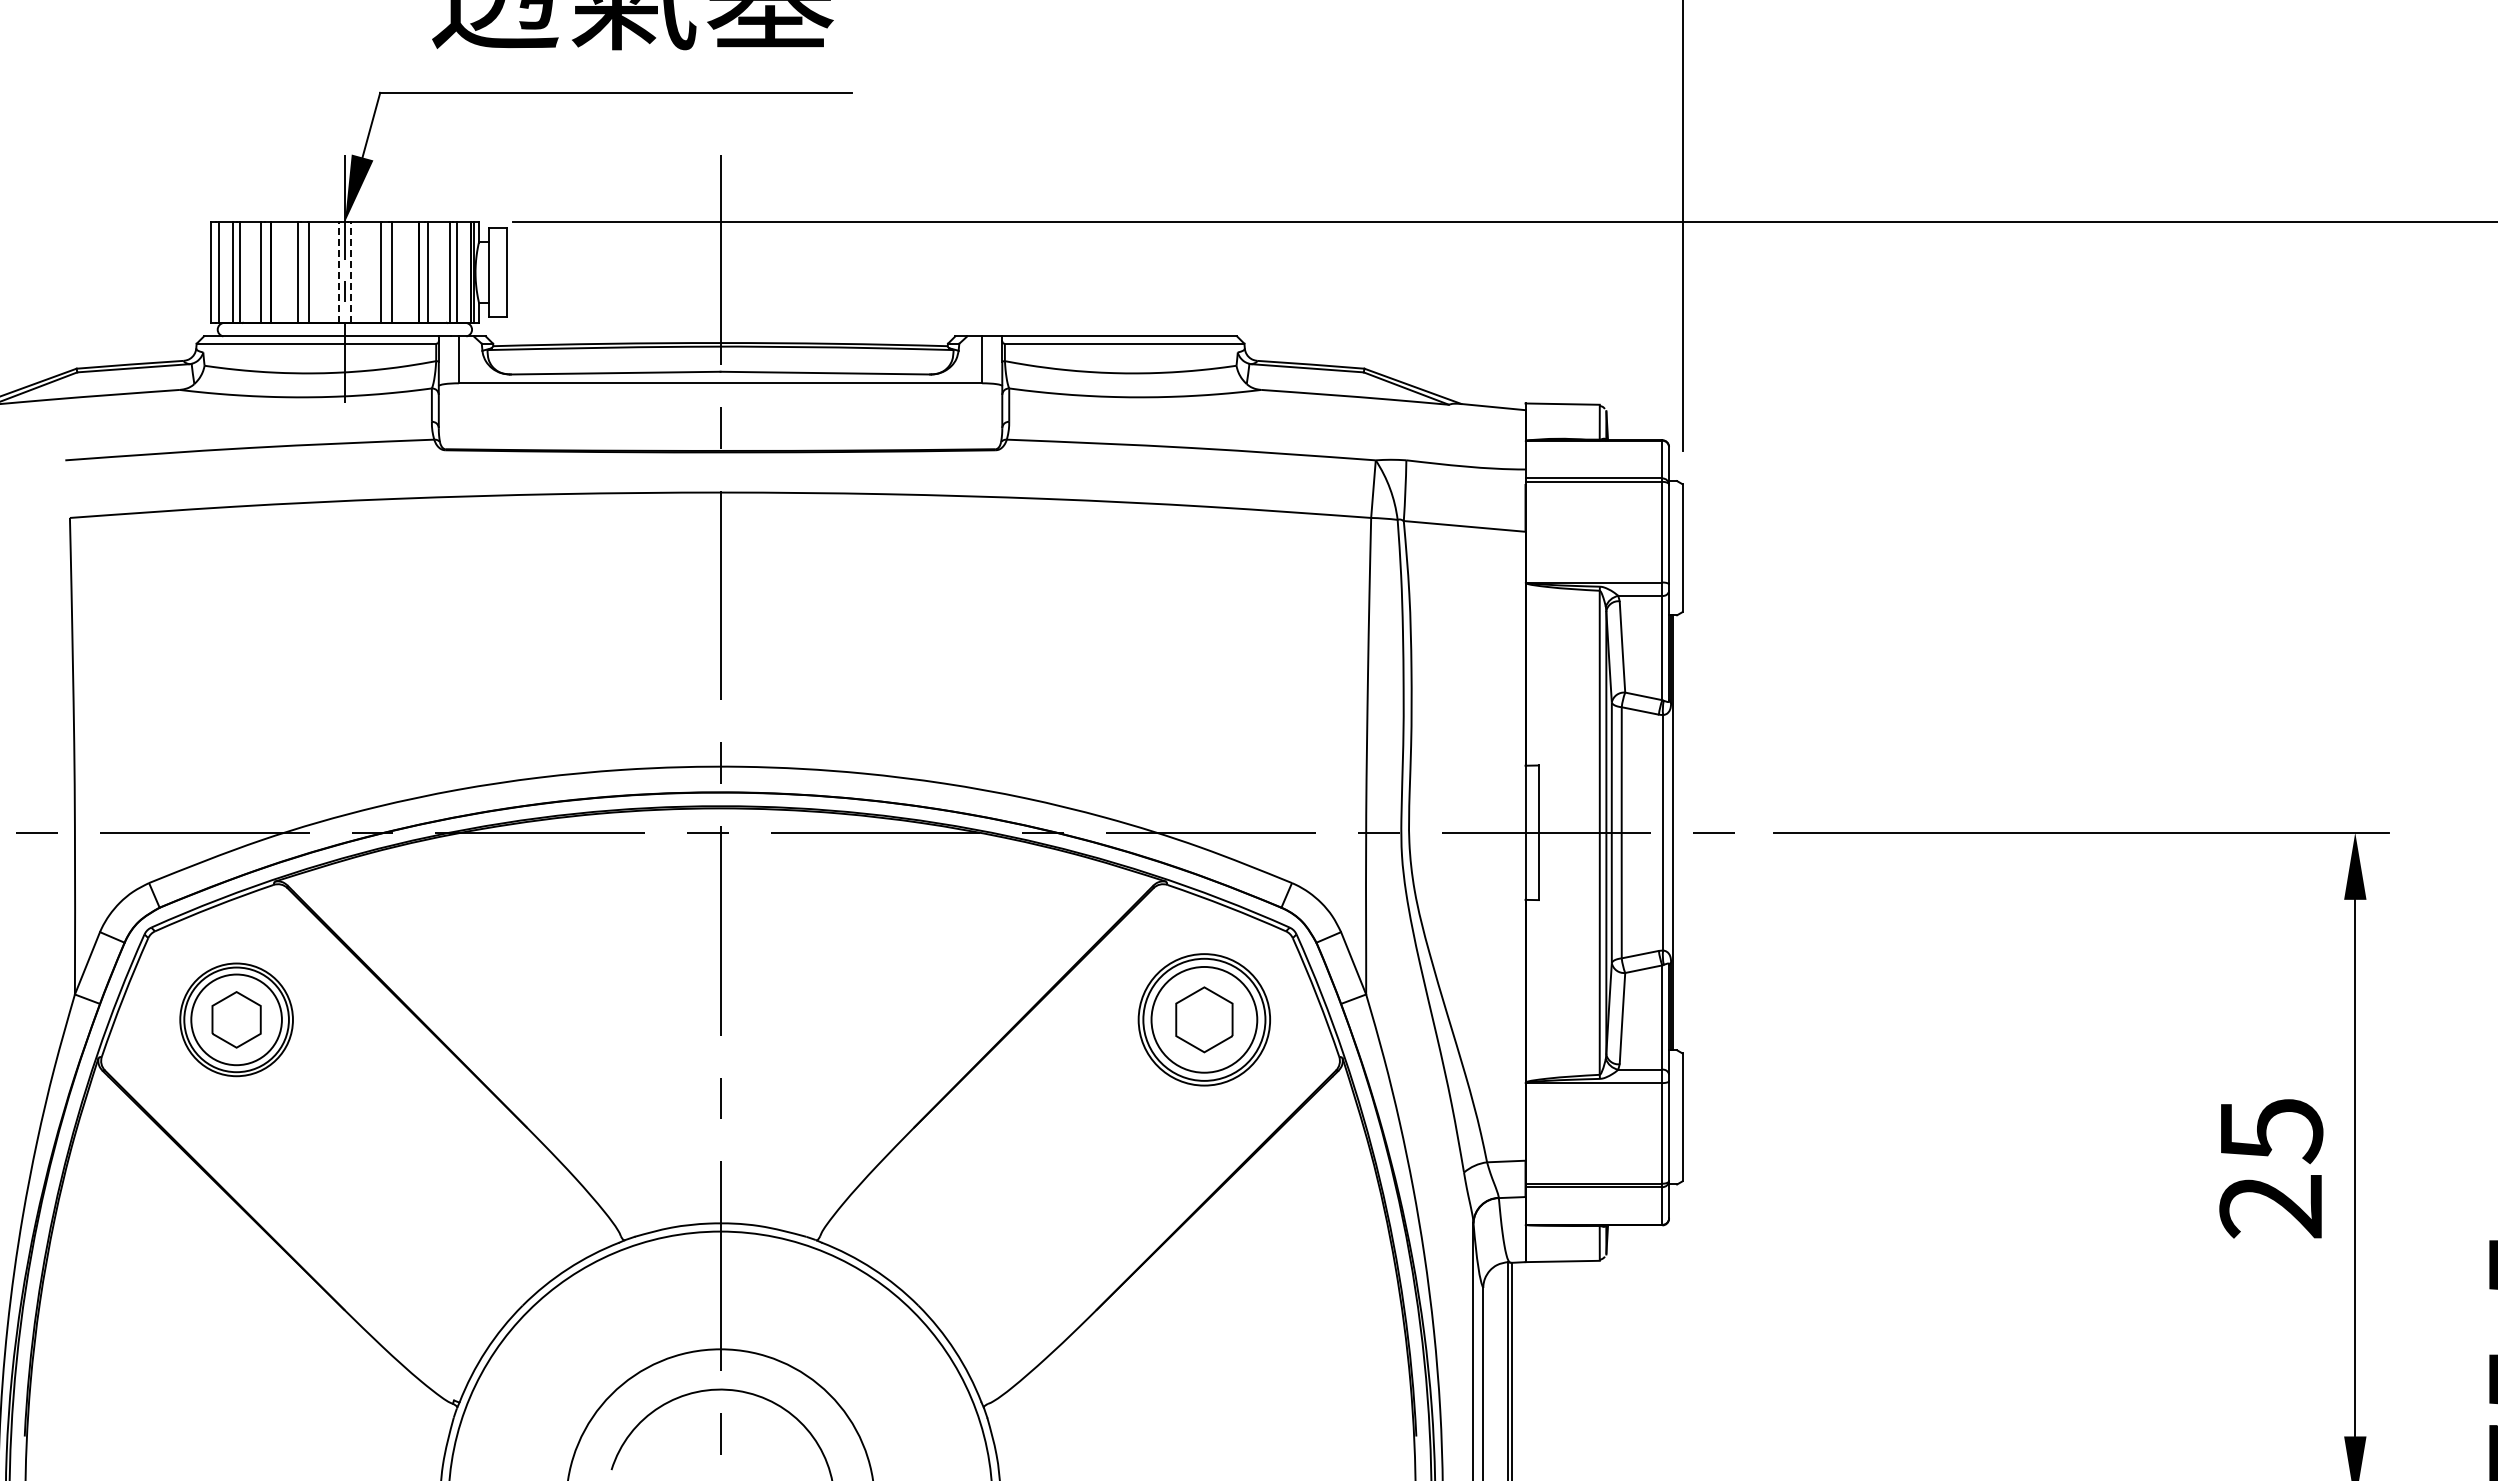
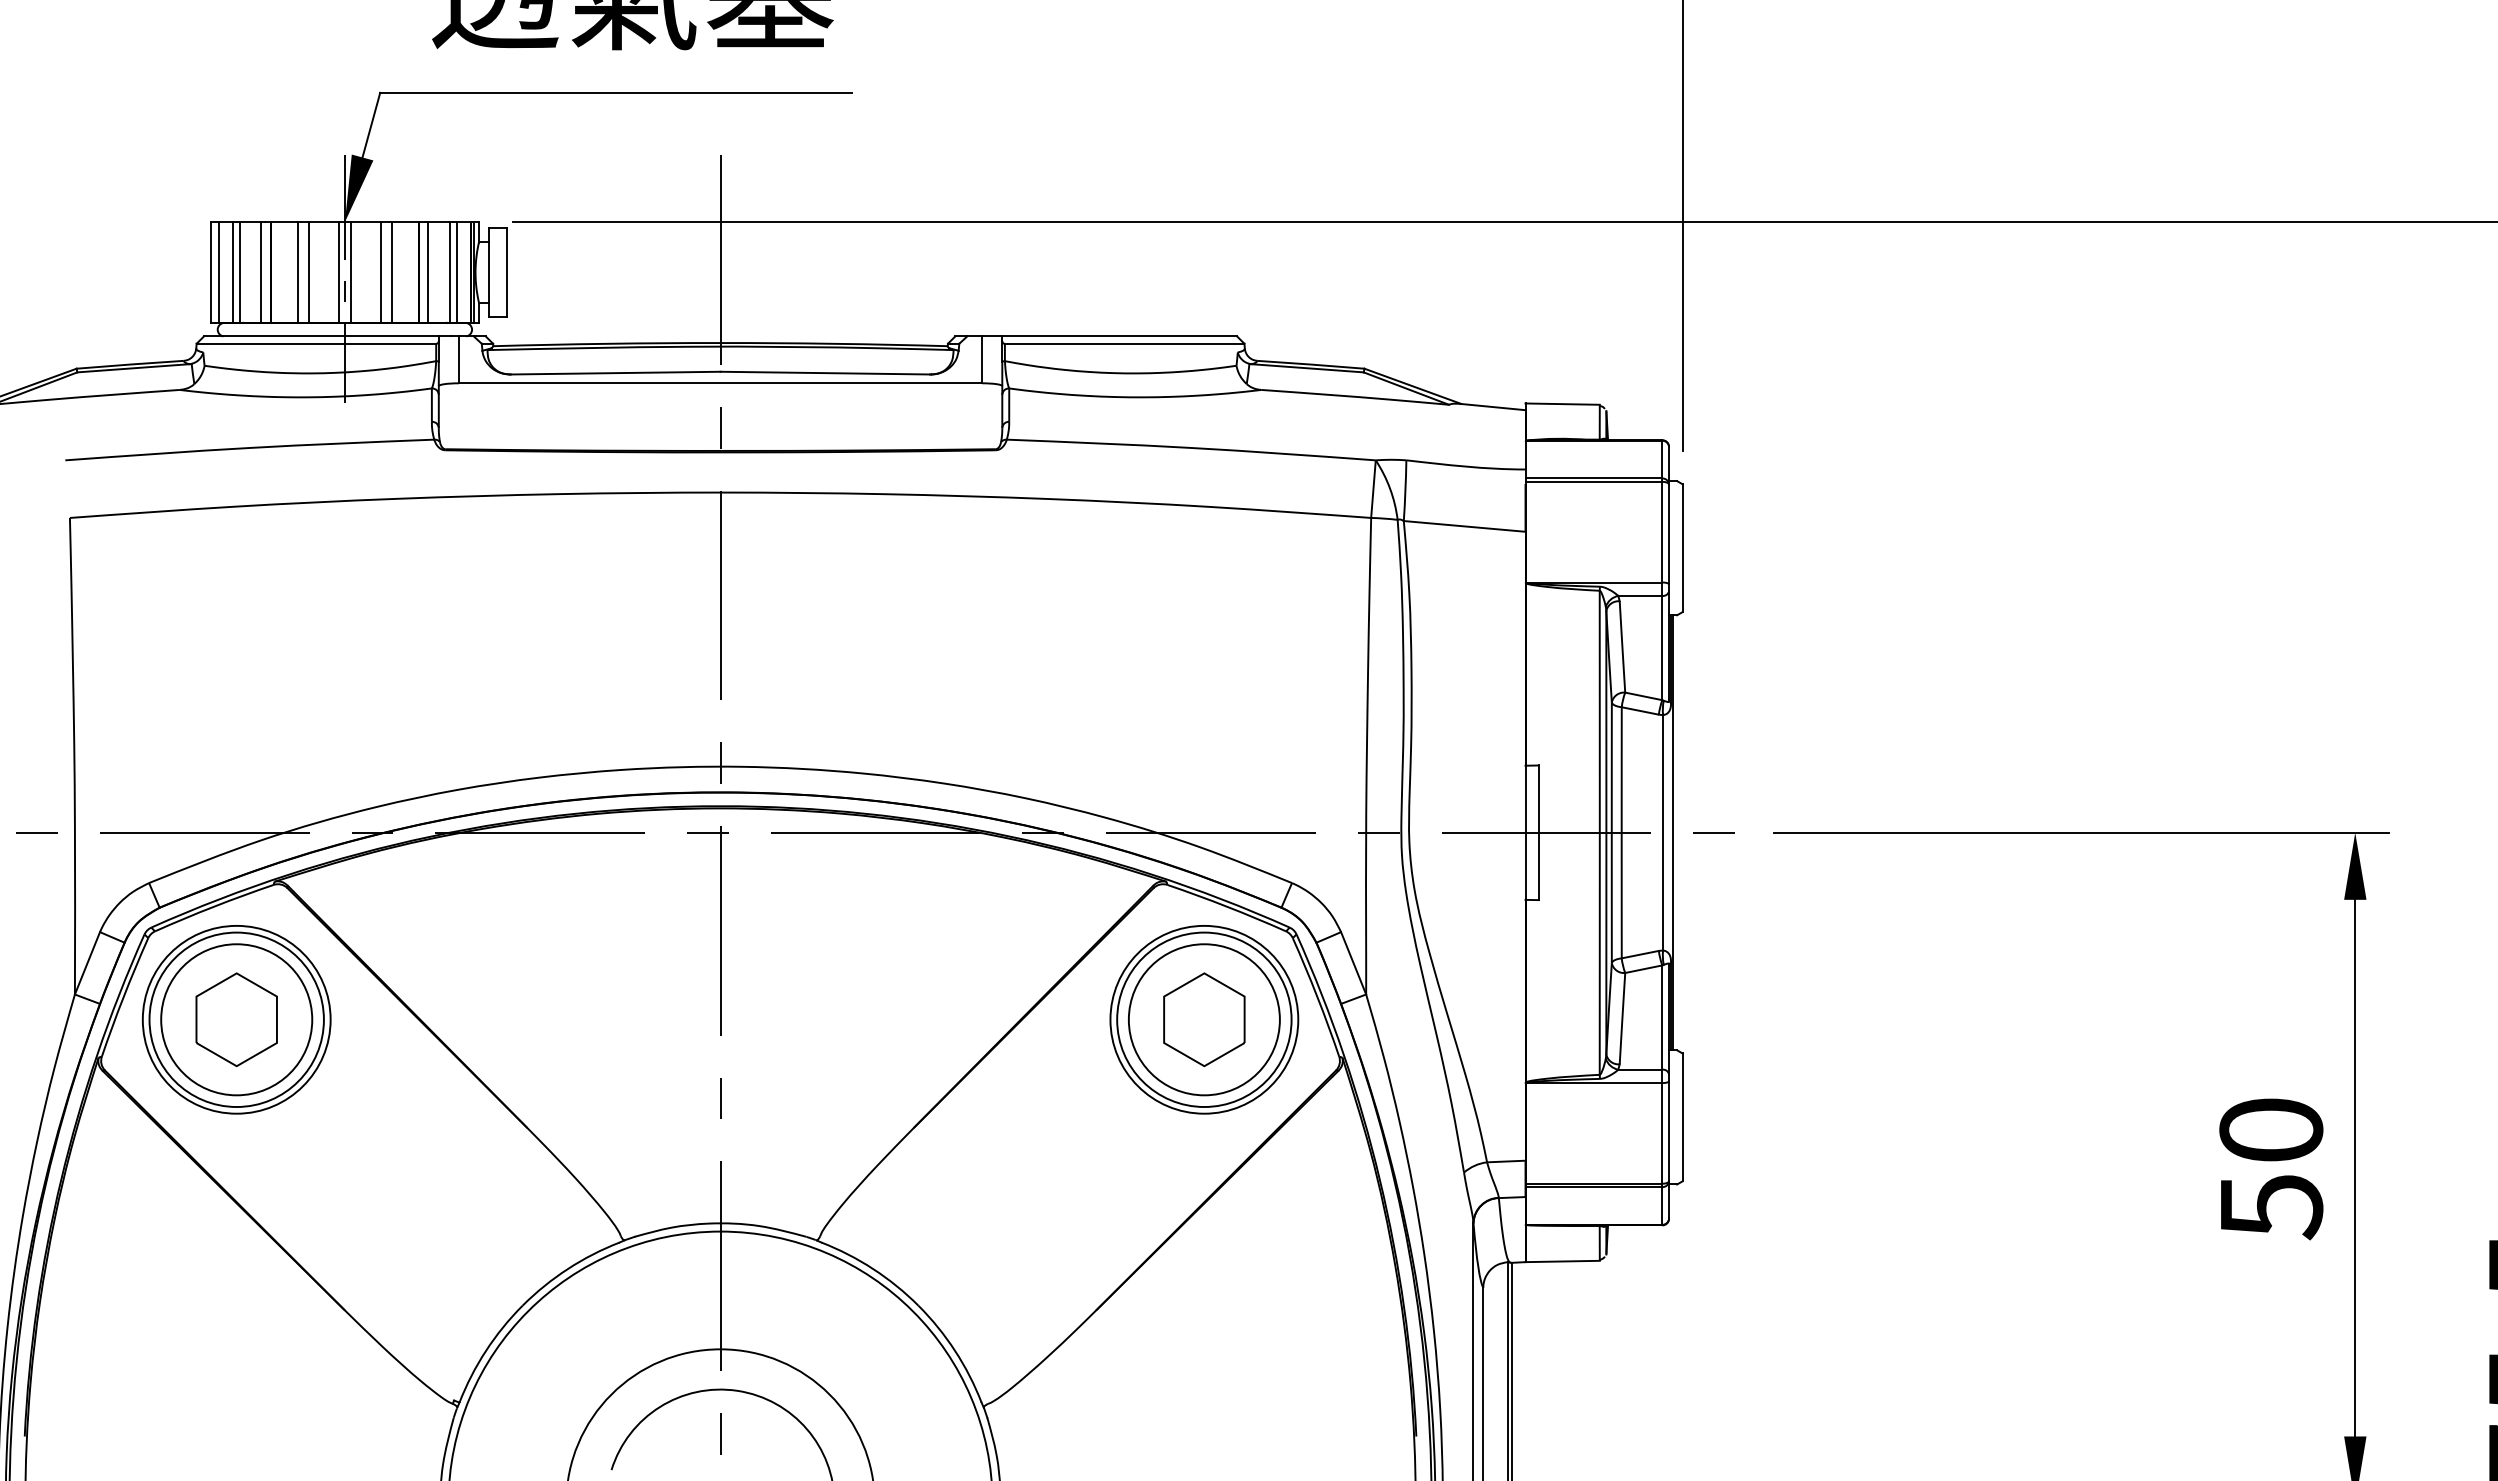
line: dashed -> solid (339, 272)
line: dashed -> solid (350, 272)
part size: 115x116 px -> 191x190 px (236, 1019)
part size: 134x134 px -> 191x190 px (1204, 1019)
text: 25 -> 50 (2271, 1169)
